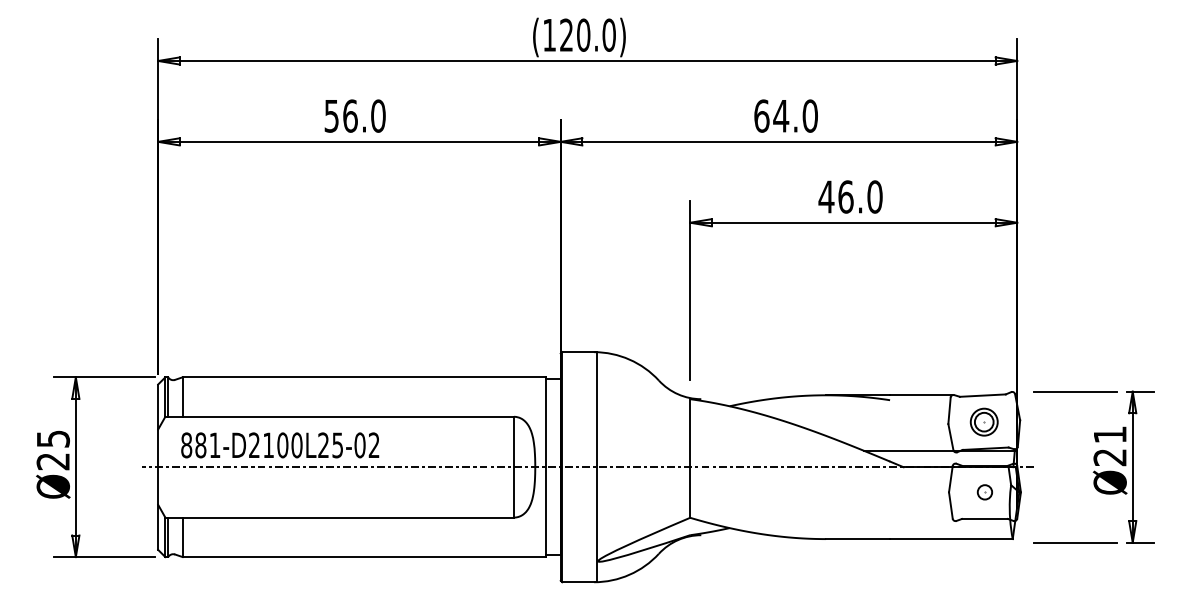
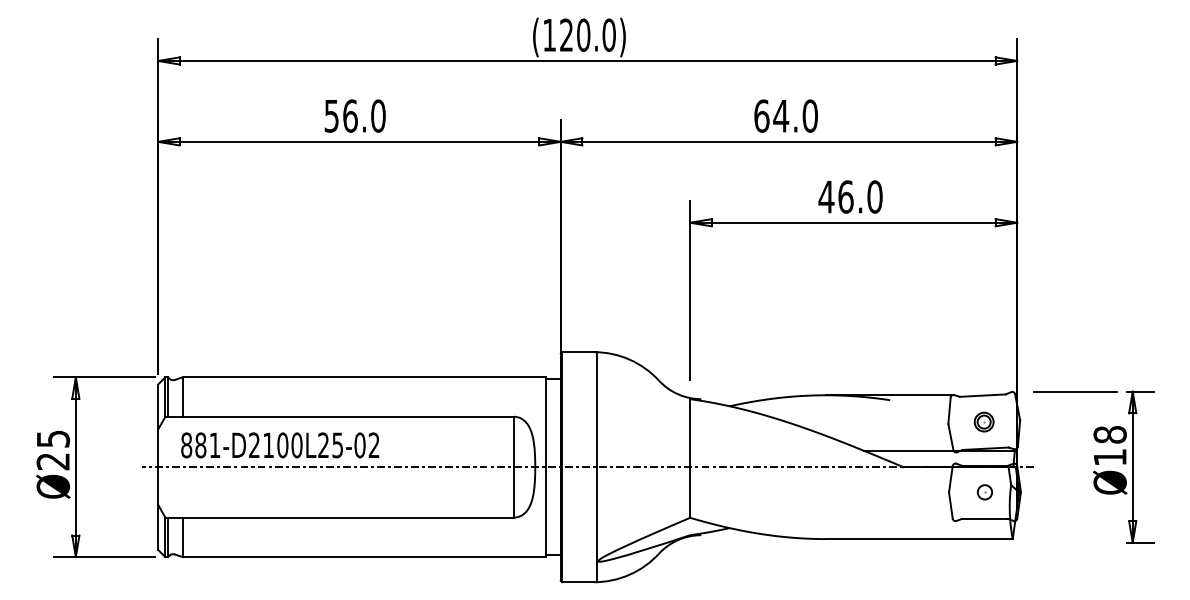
part size: 30x30 px -> 22x22 px (983, 421)
text: Ø21 -> Ø18 (1109, 446)
line: present -> none (1074, 542)
